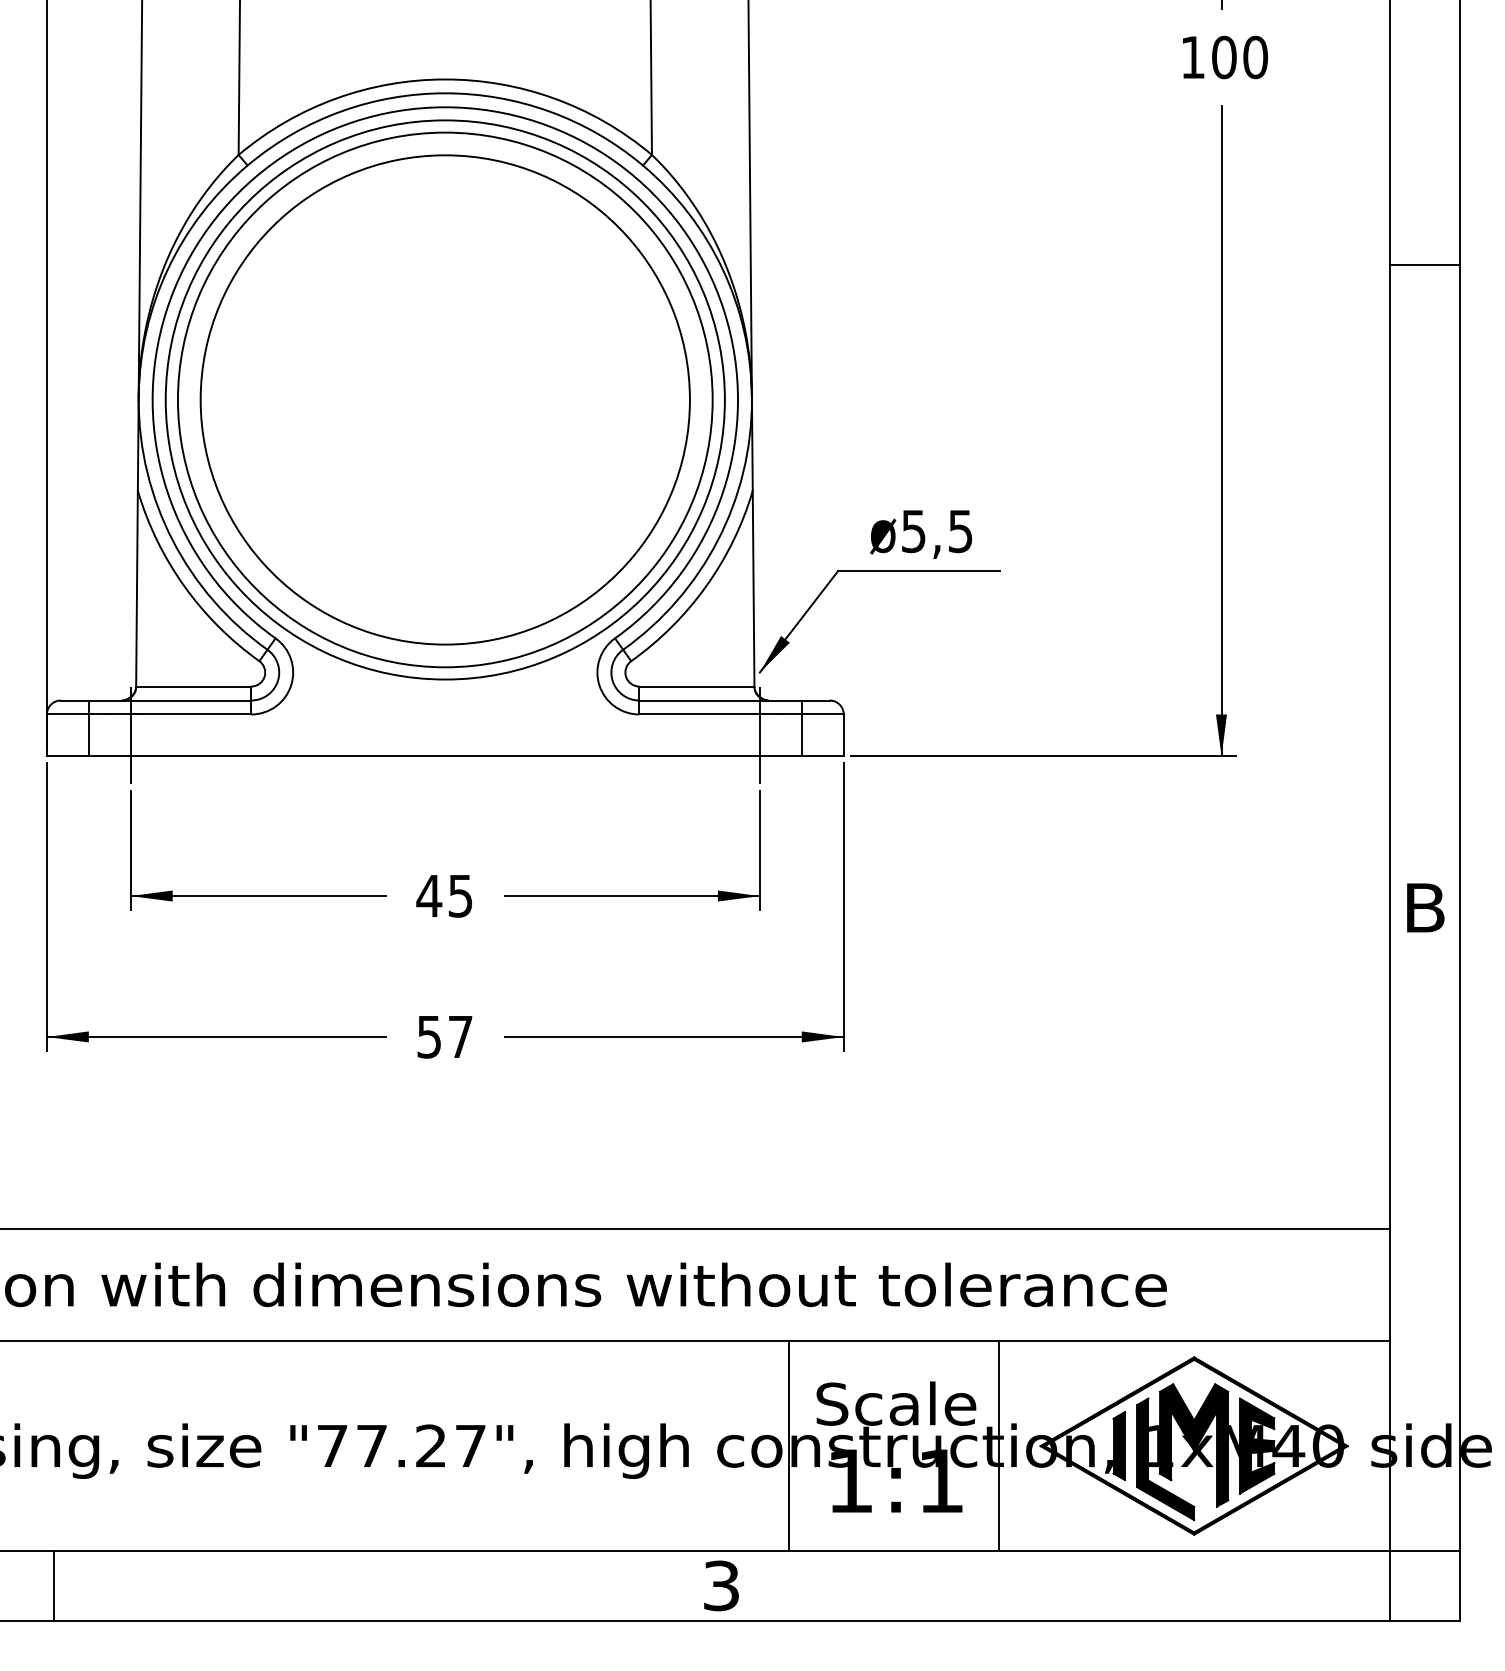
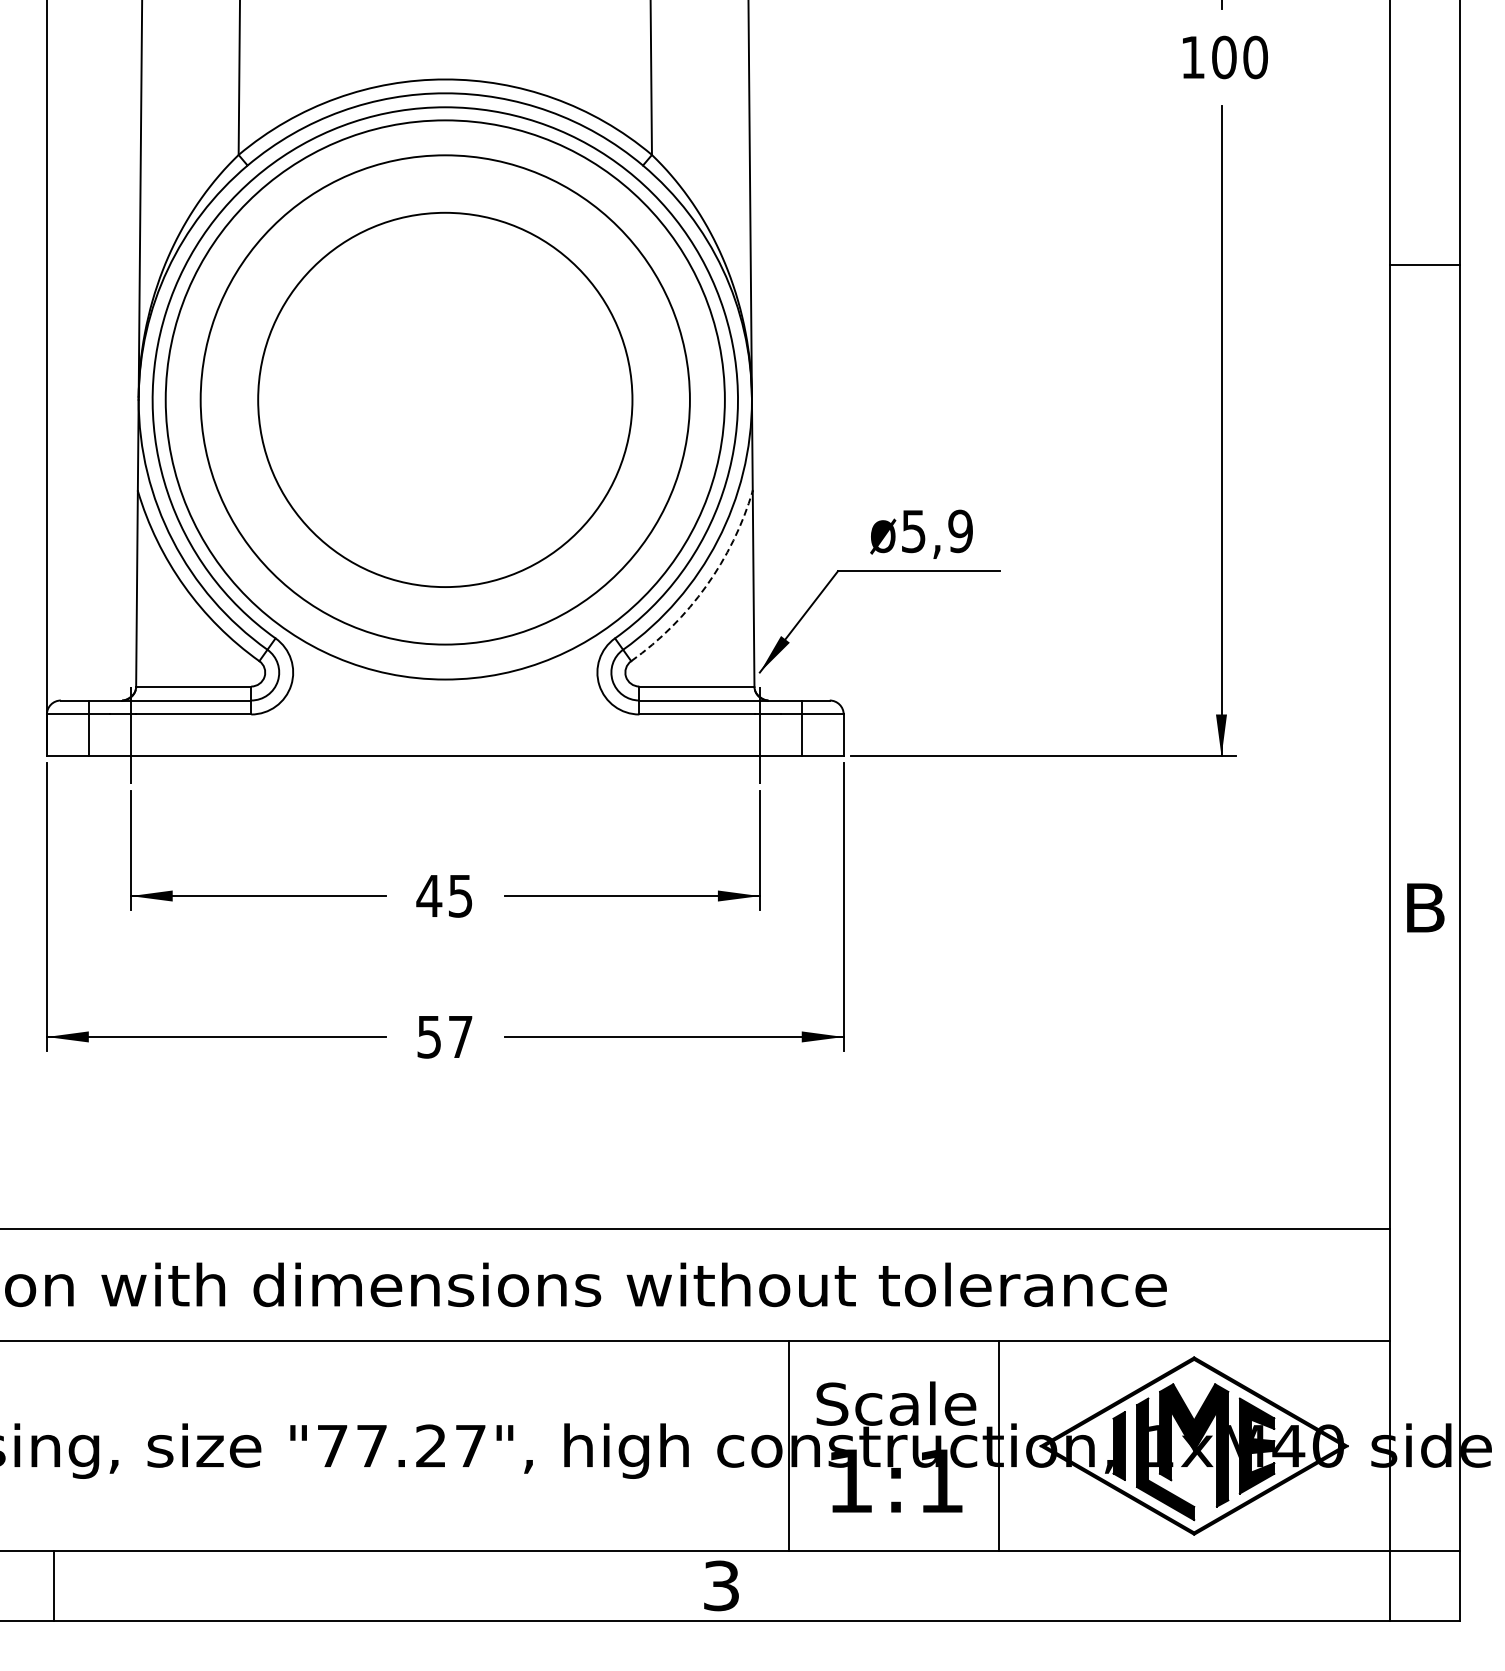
circle diameter: 535 px -> 374 px (445, 399)
text: ø5,5 -> ø5,9 (960, 530)
arc: solid -> dashed (706, 586)
